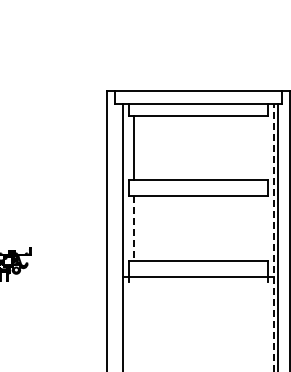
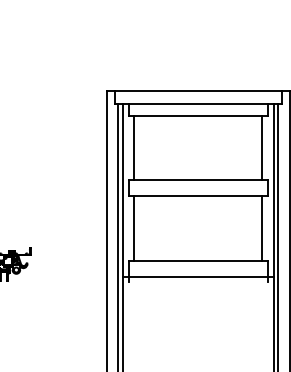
line: none -> present (262, 147)
line: dashed -> solid (134, 228)
line: none -> present (262, 228)
line: none -> present (118, 235)
line: dashed -> solid (273, 237)
